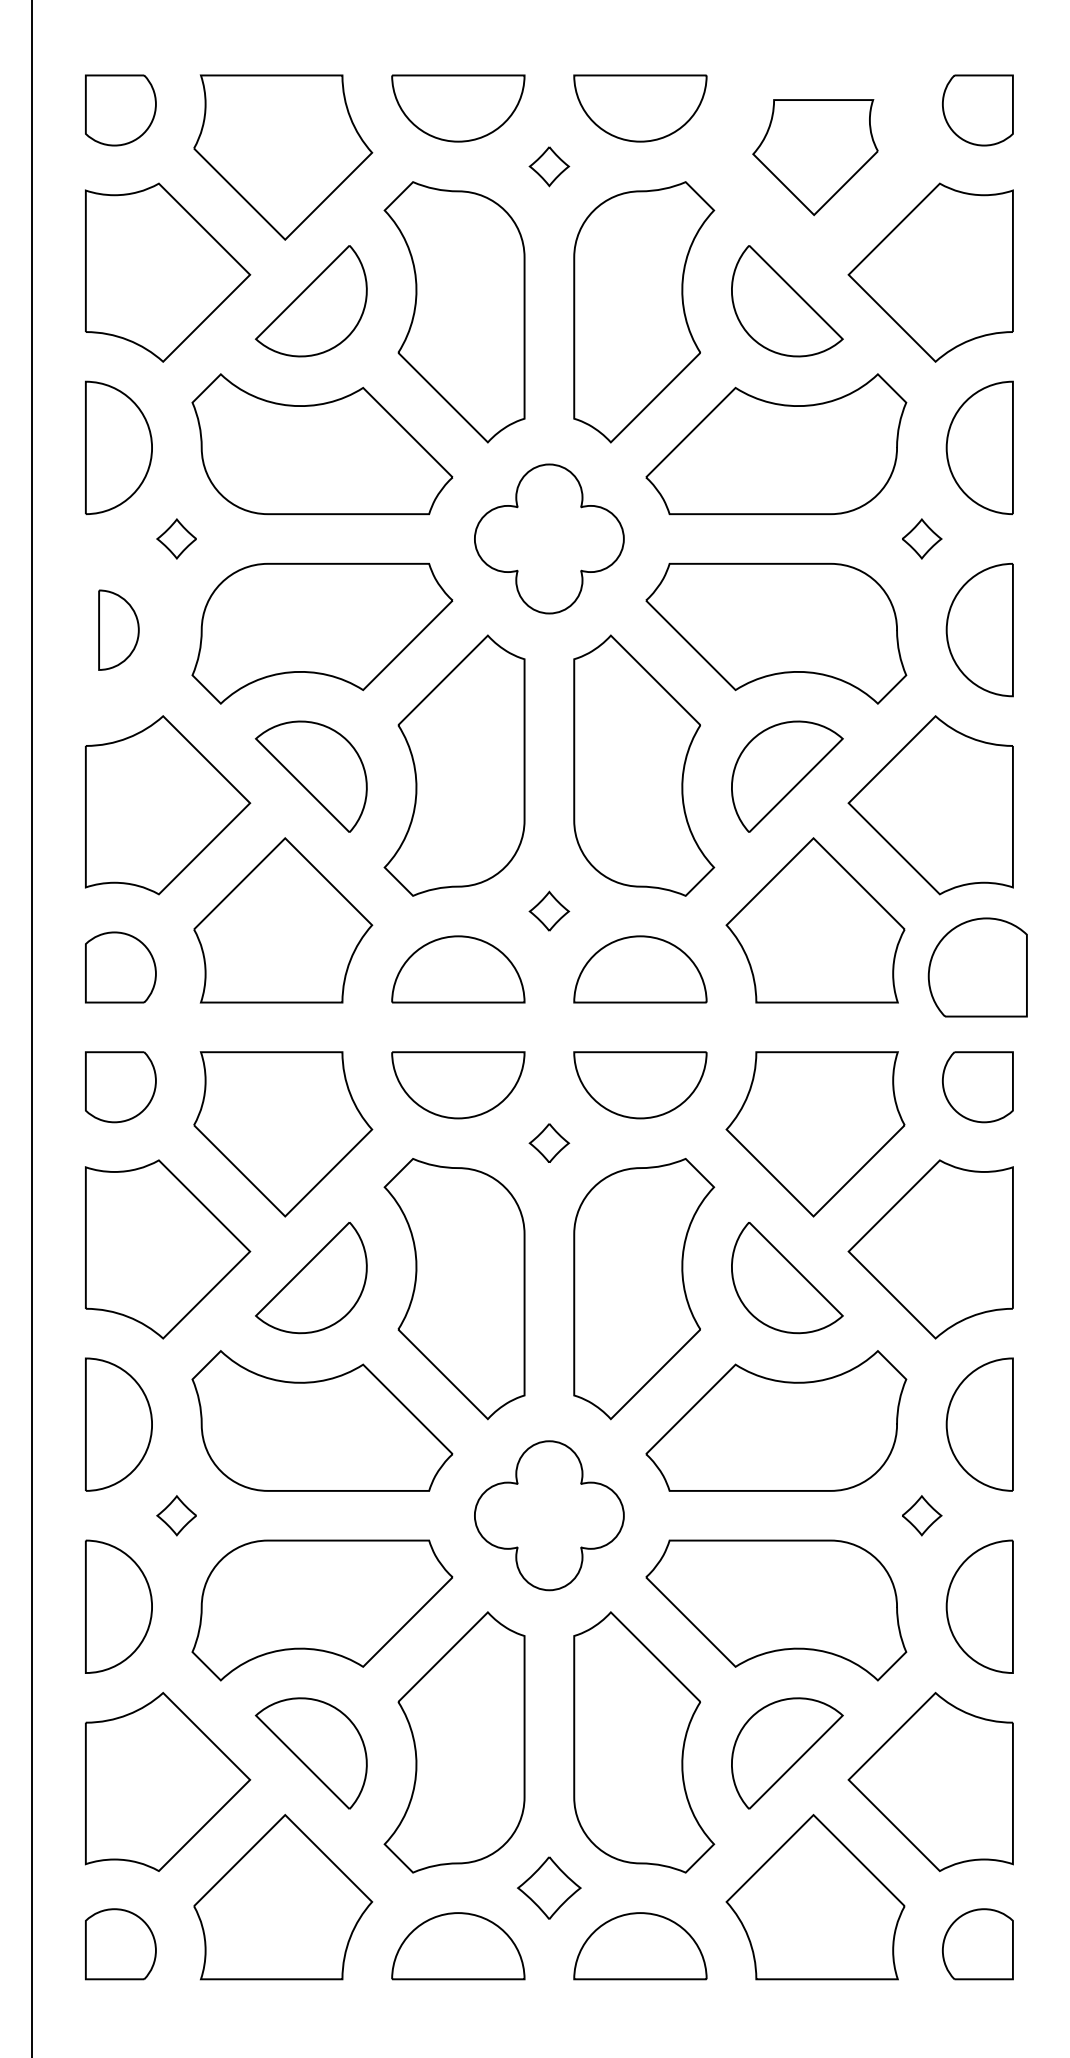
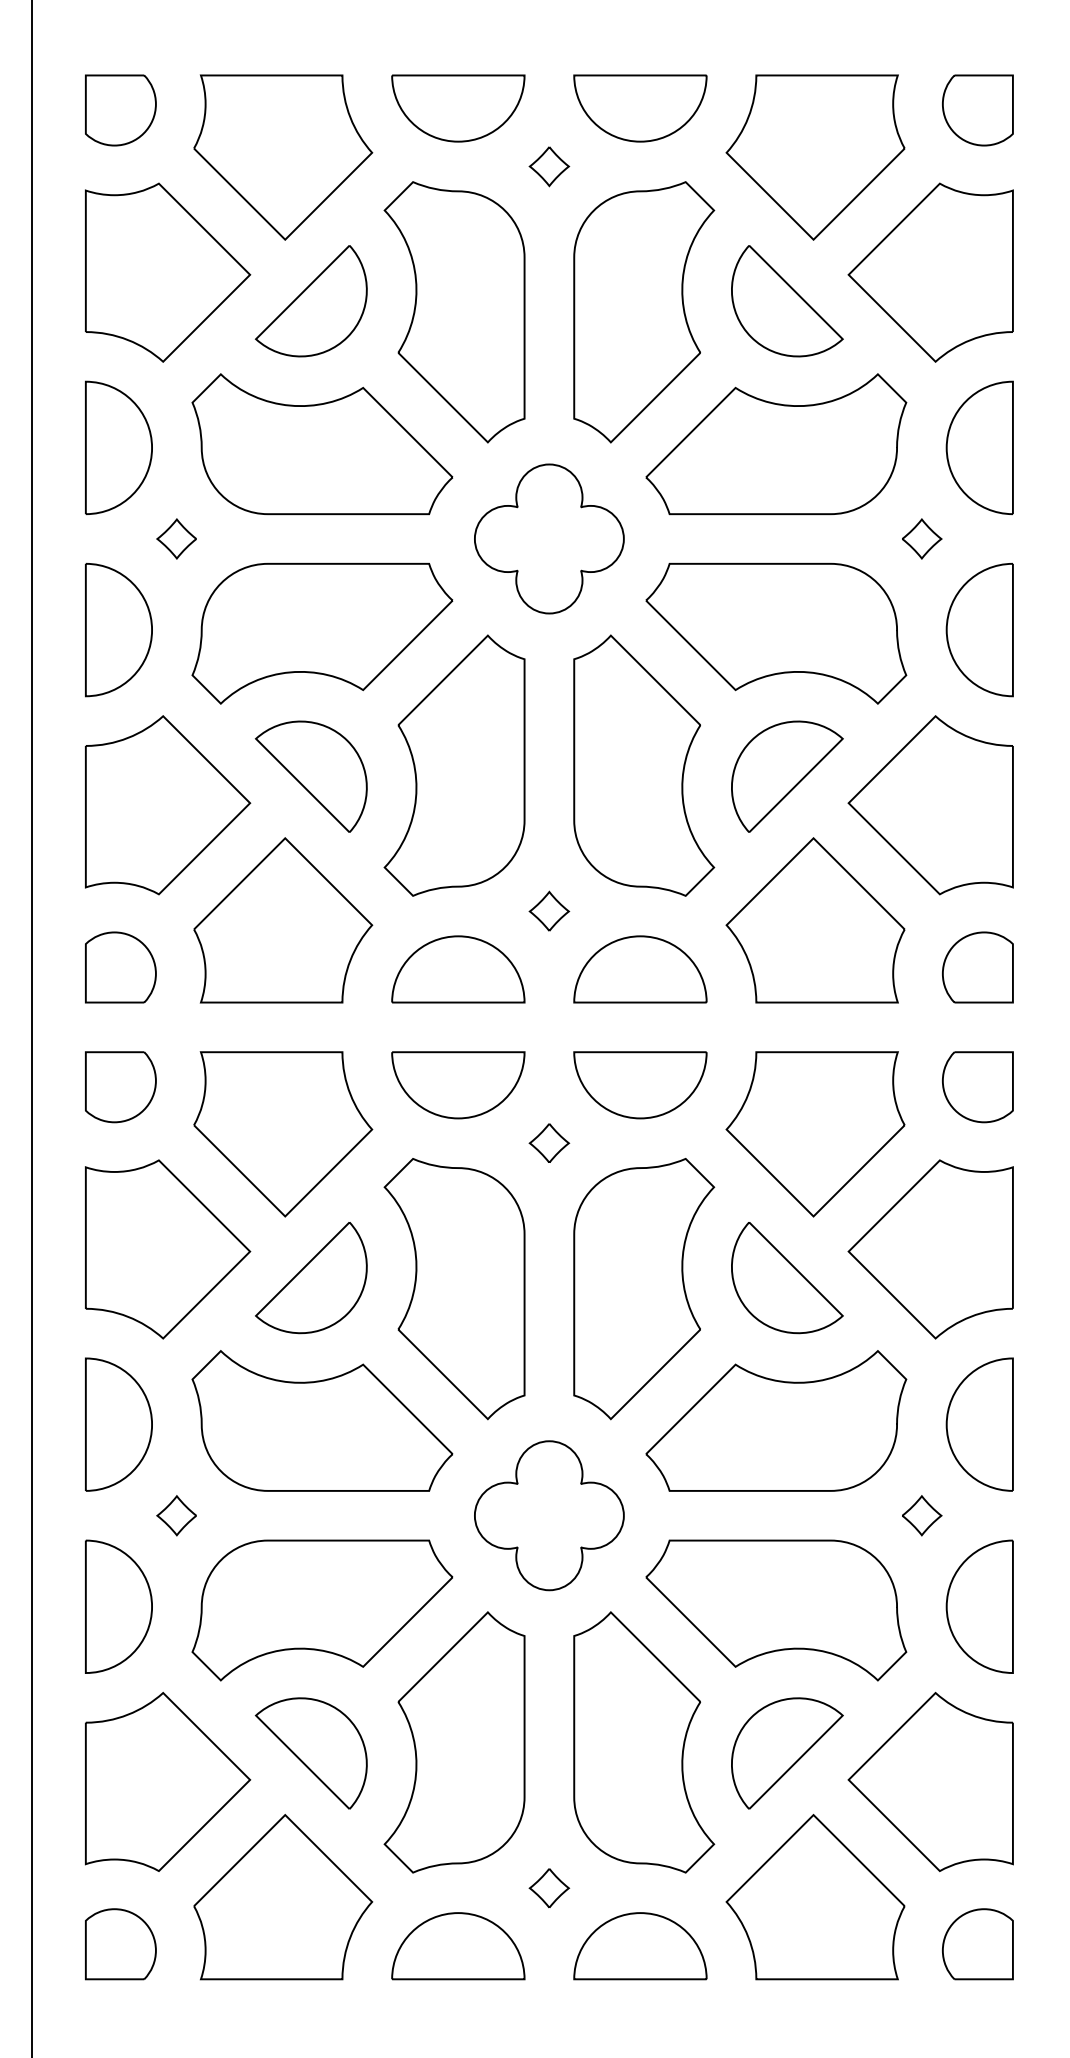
part size: 127x118 px -> 181x167 px (815, 157)
part size: 42x82 px -> 68x135 px (118, 630)
part size: 101x101 px -> 72x73 px (977, 967)
part size: 65x64 px -> 43x41 px (549, 1888)
